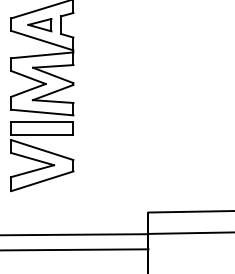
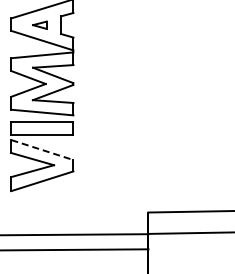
part size: 26x15 px -> 16x10 px (39, 24)
line: solid -> dashed (42, 150)
